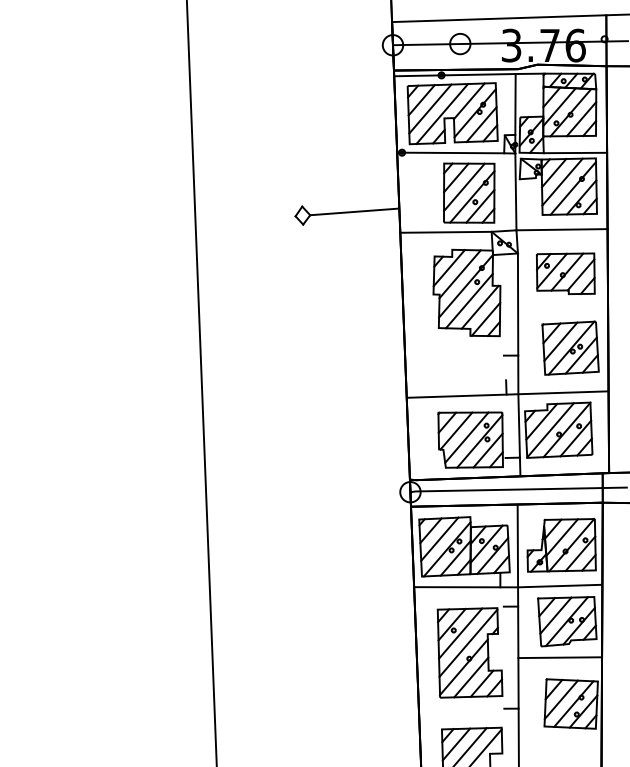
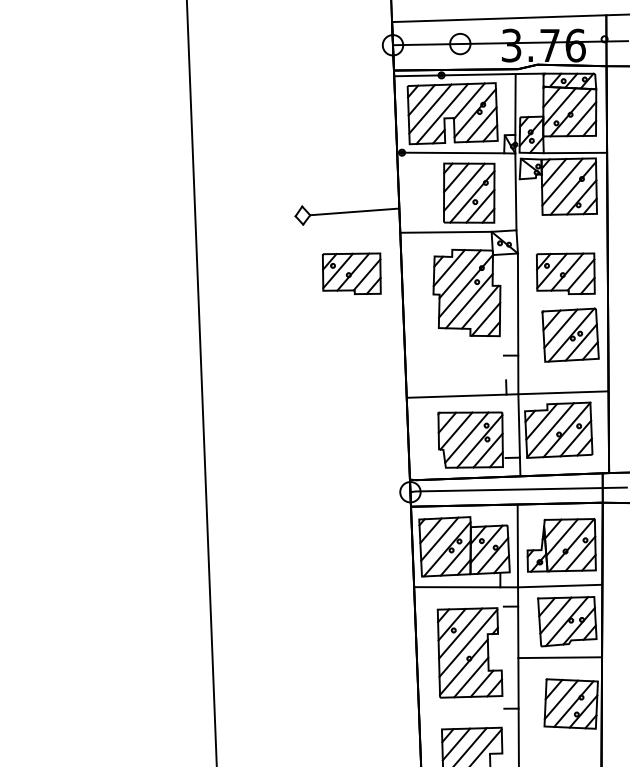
line: present -> none (561, 229)
part: none -> present (351, 273)
part position: (570, 347) -> (570, 334) (570, 334)
